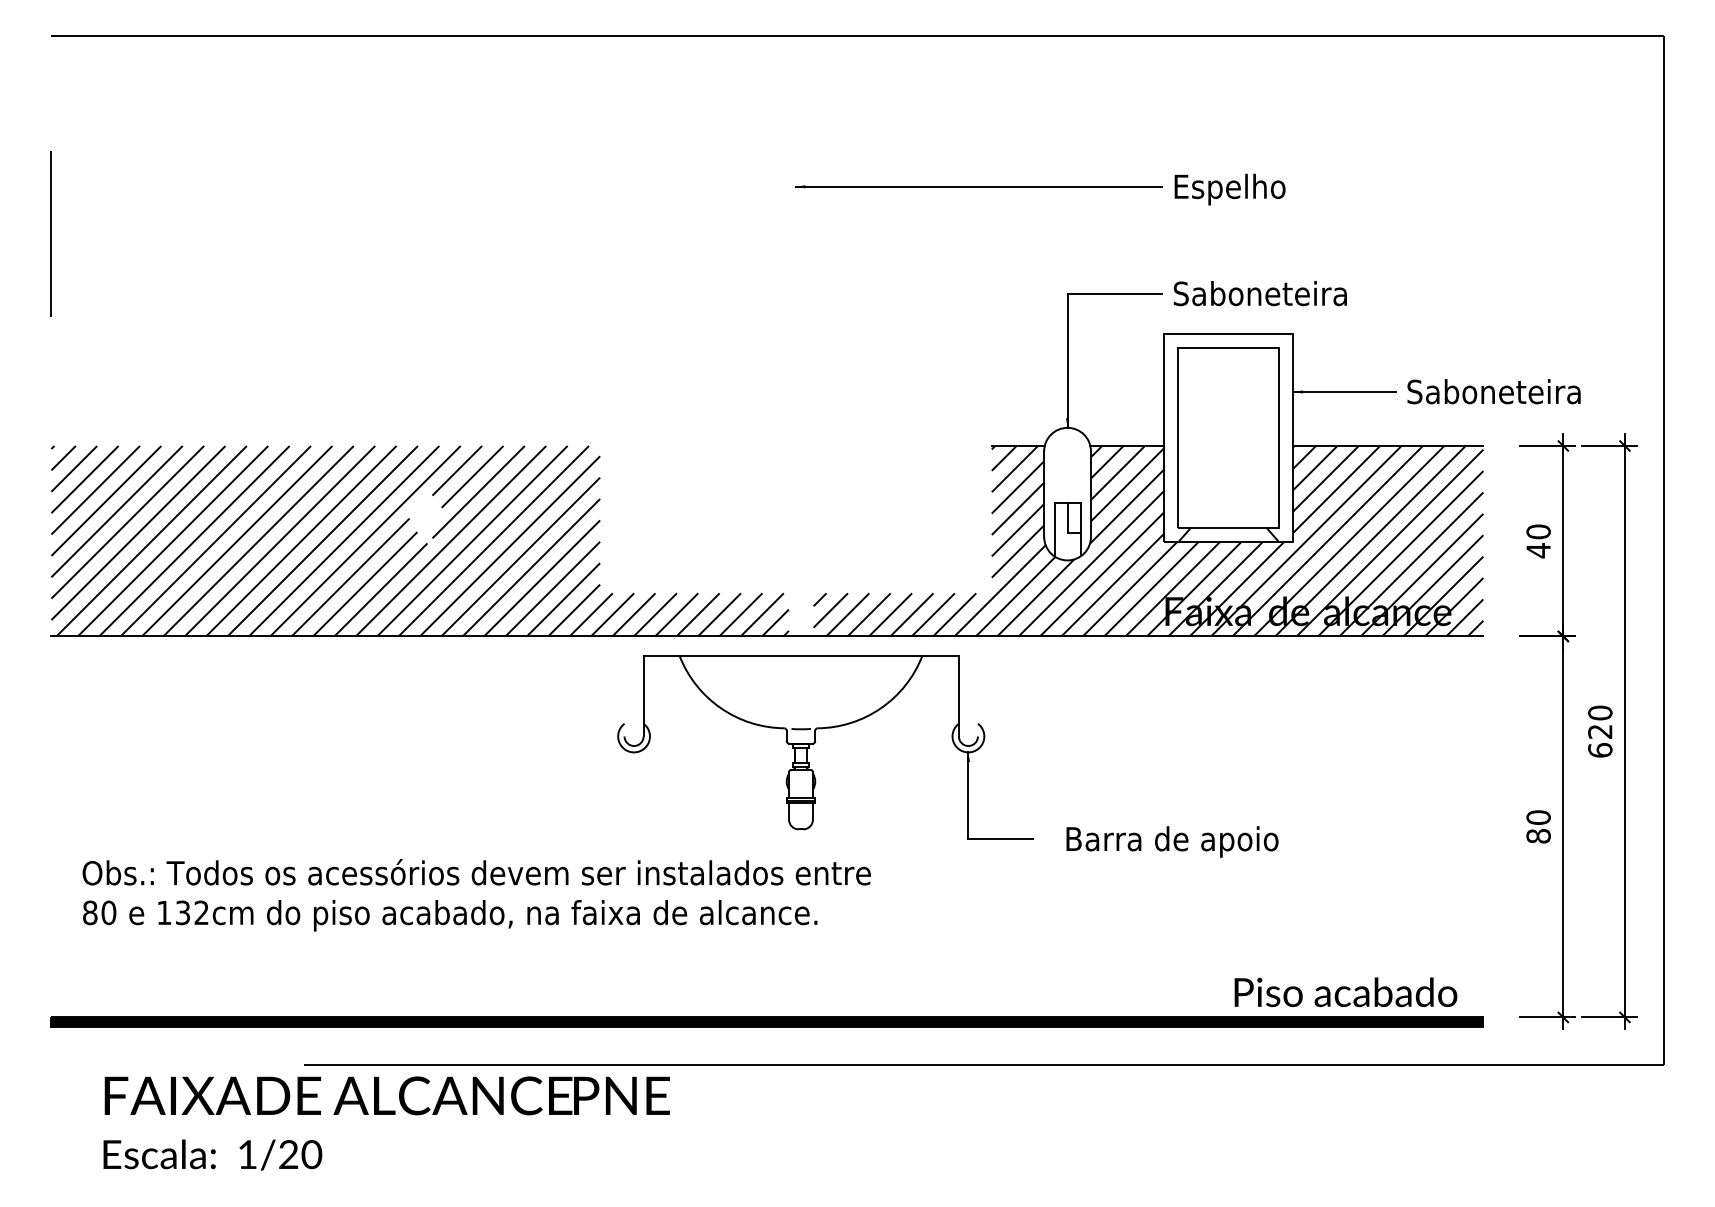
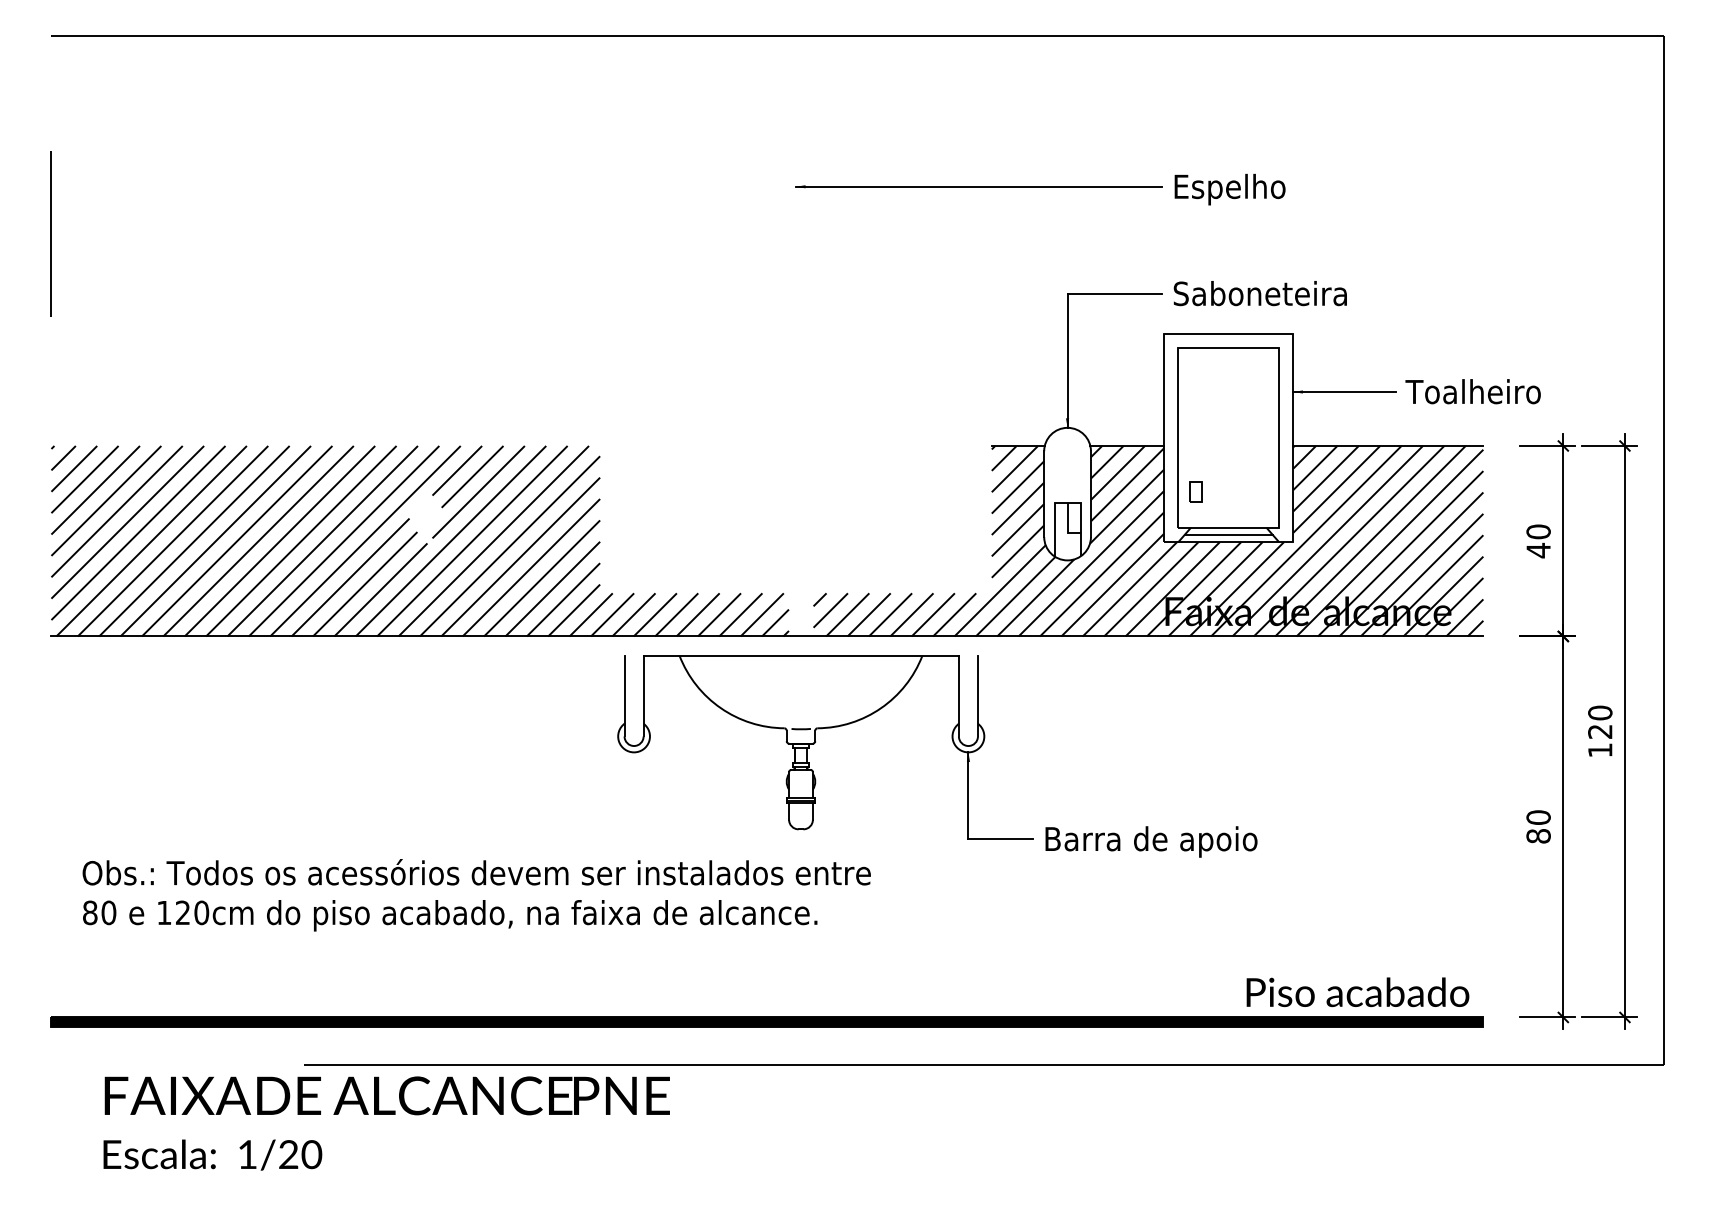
text: Saboneteira -> Toalheiro (1492, 391)
part: none -> present (1195, 491)
line: none -> present (1228, 535)
line: none -> present (624, 695)
line: none -> present (977, 695)
text: 620 -> 120 (1600, 750)
text position: (1172, 841) -> (1151, 841) (1151, 841)
text: 132cm -> 120cm (192, 912)
text position: (1345, 992) -> (1357, 992) (1357, 992)
